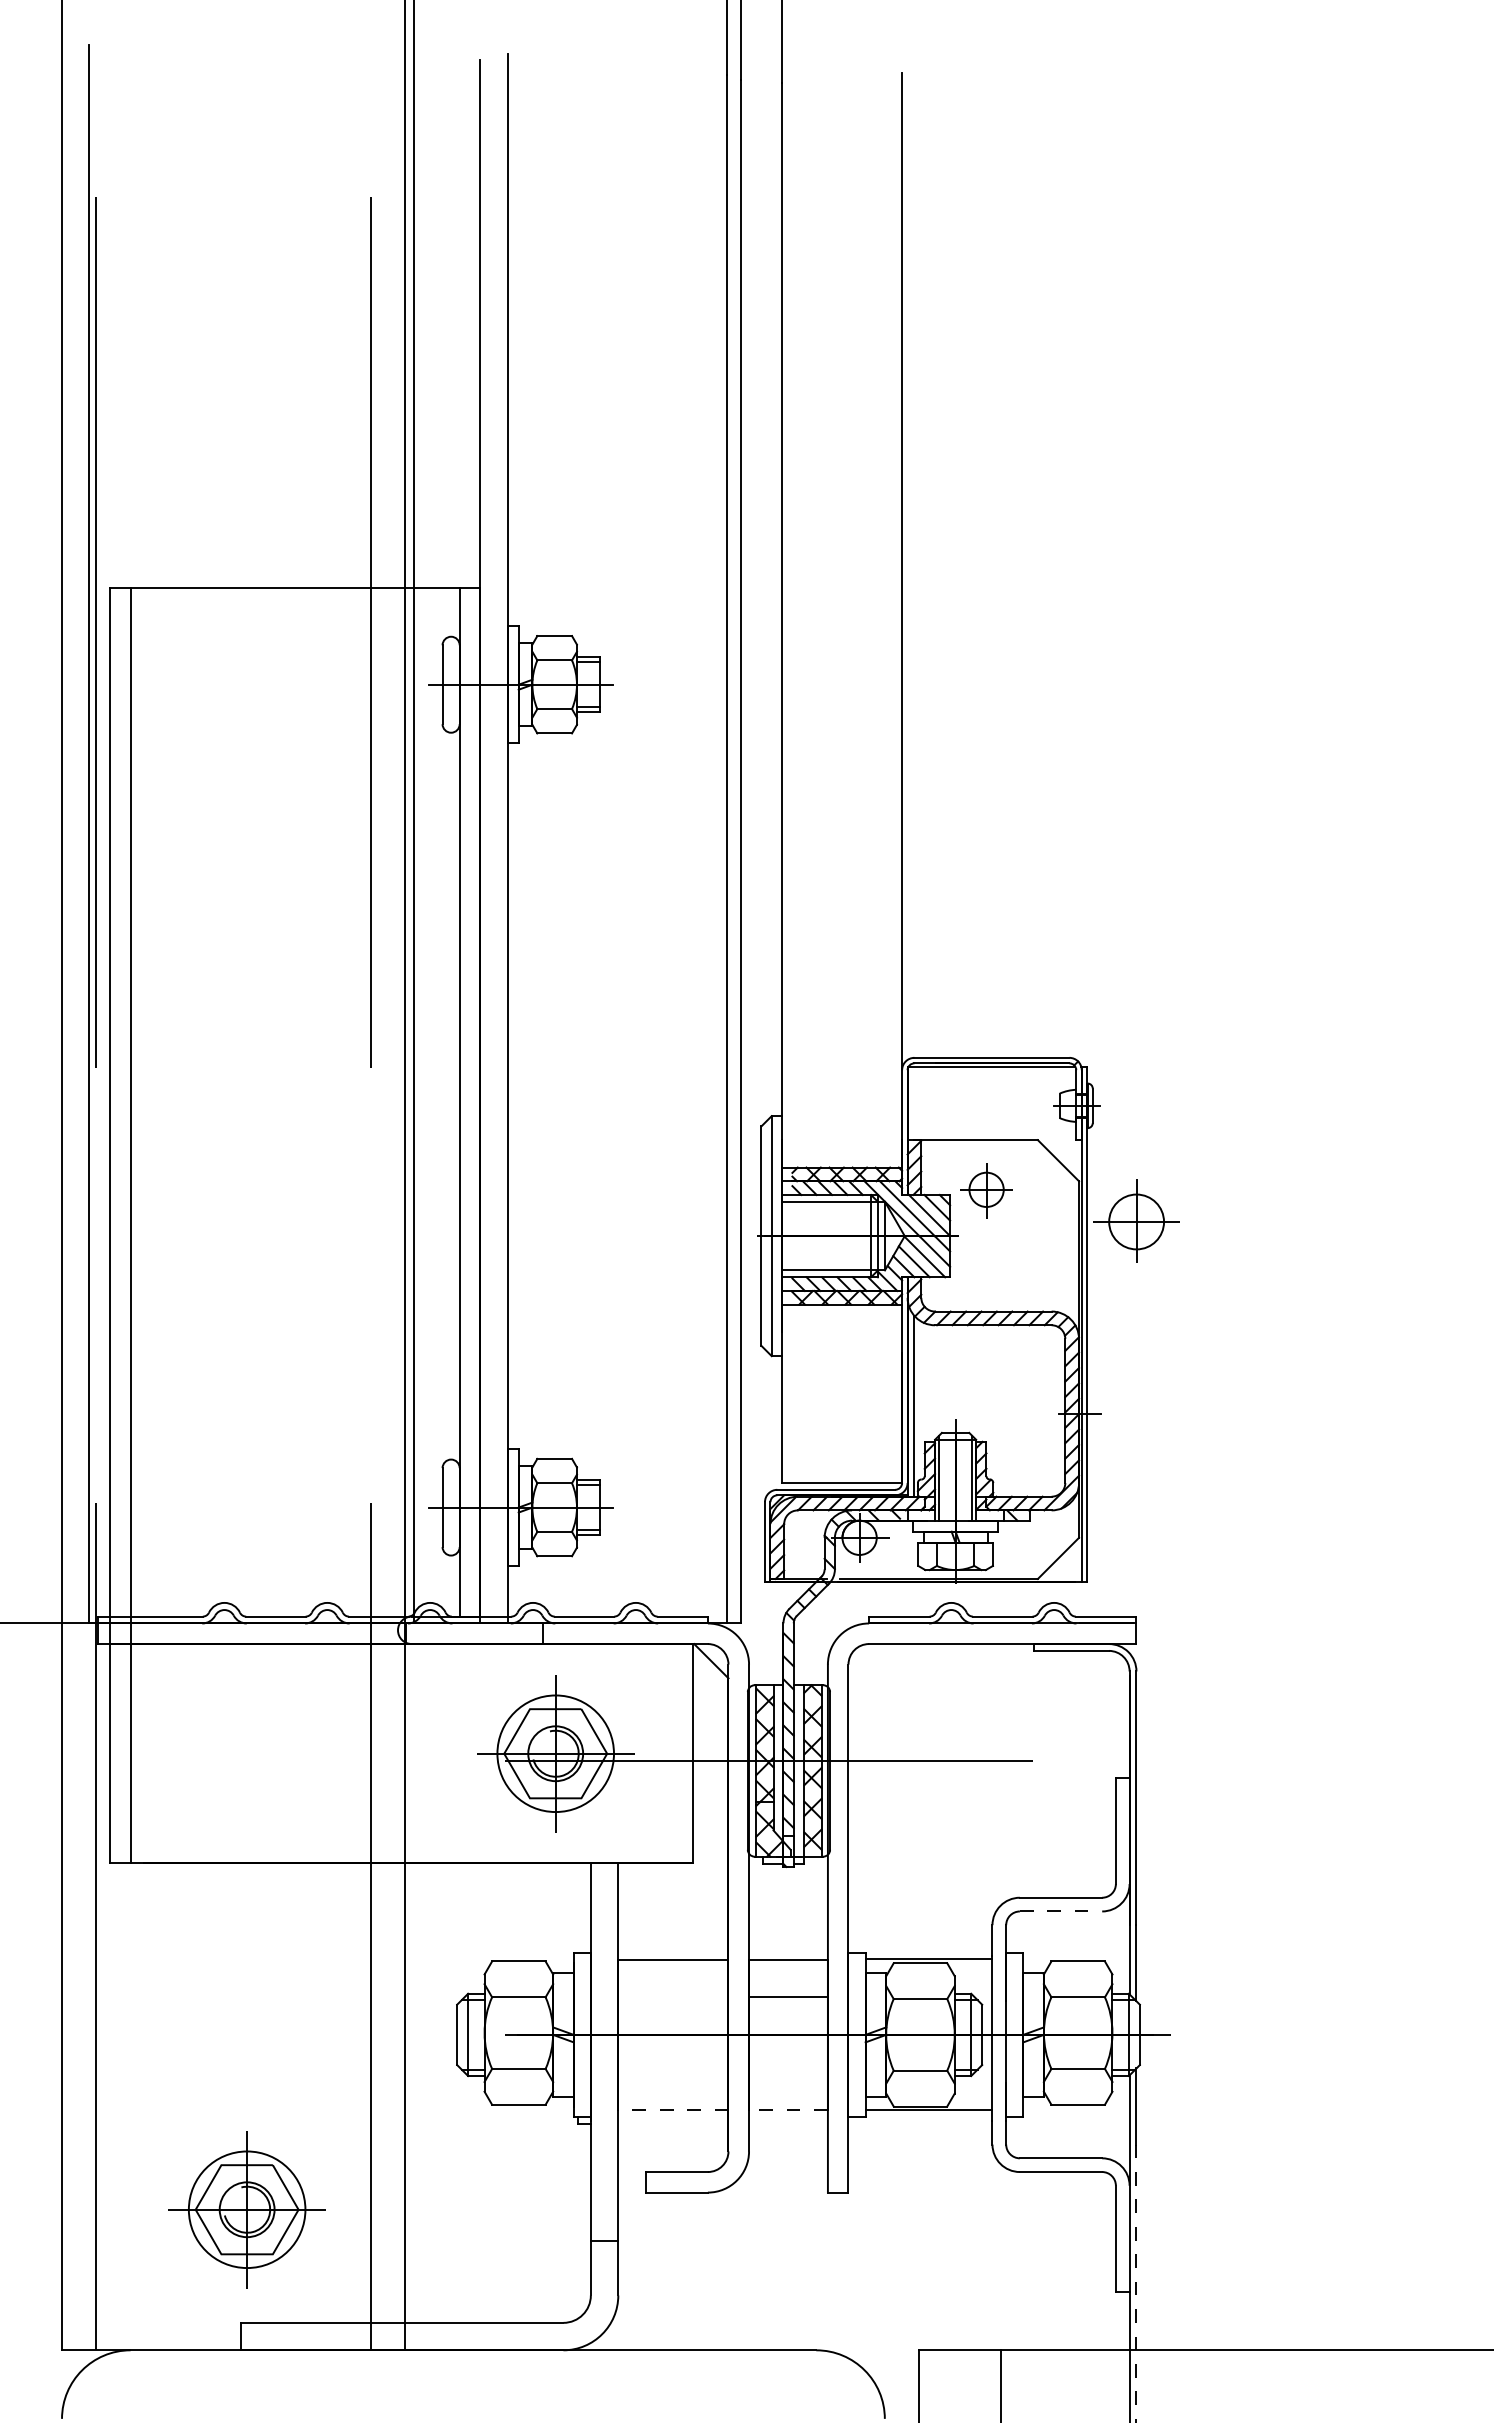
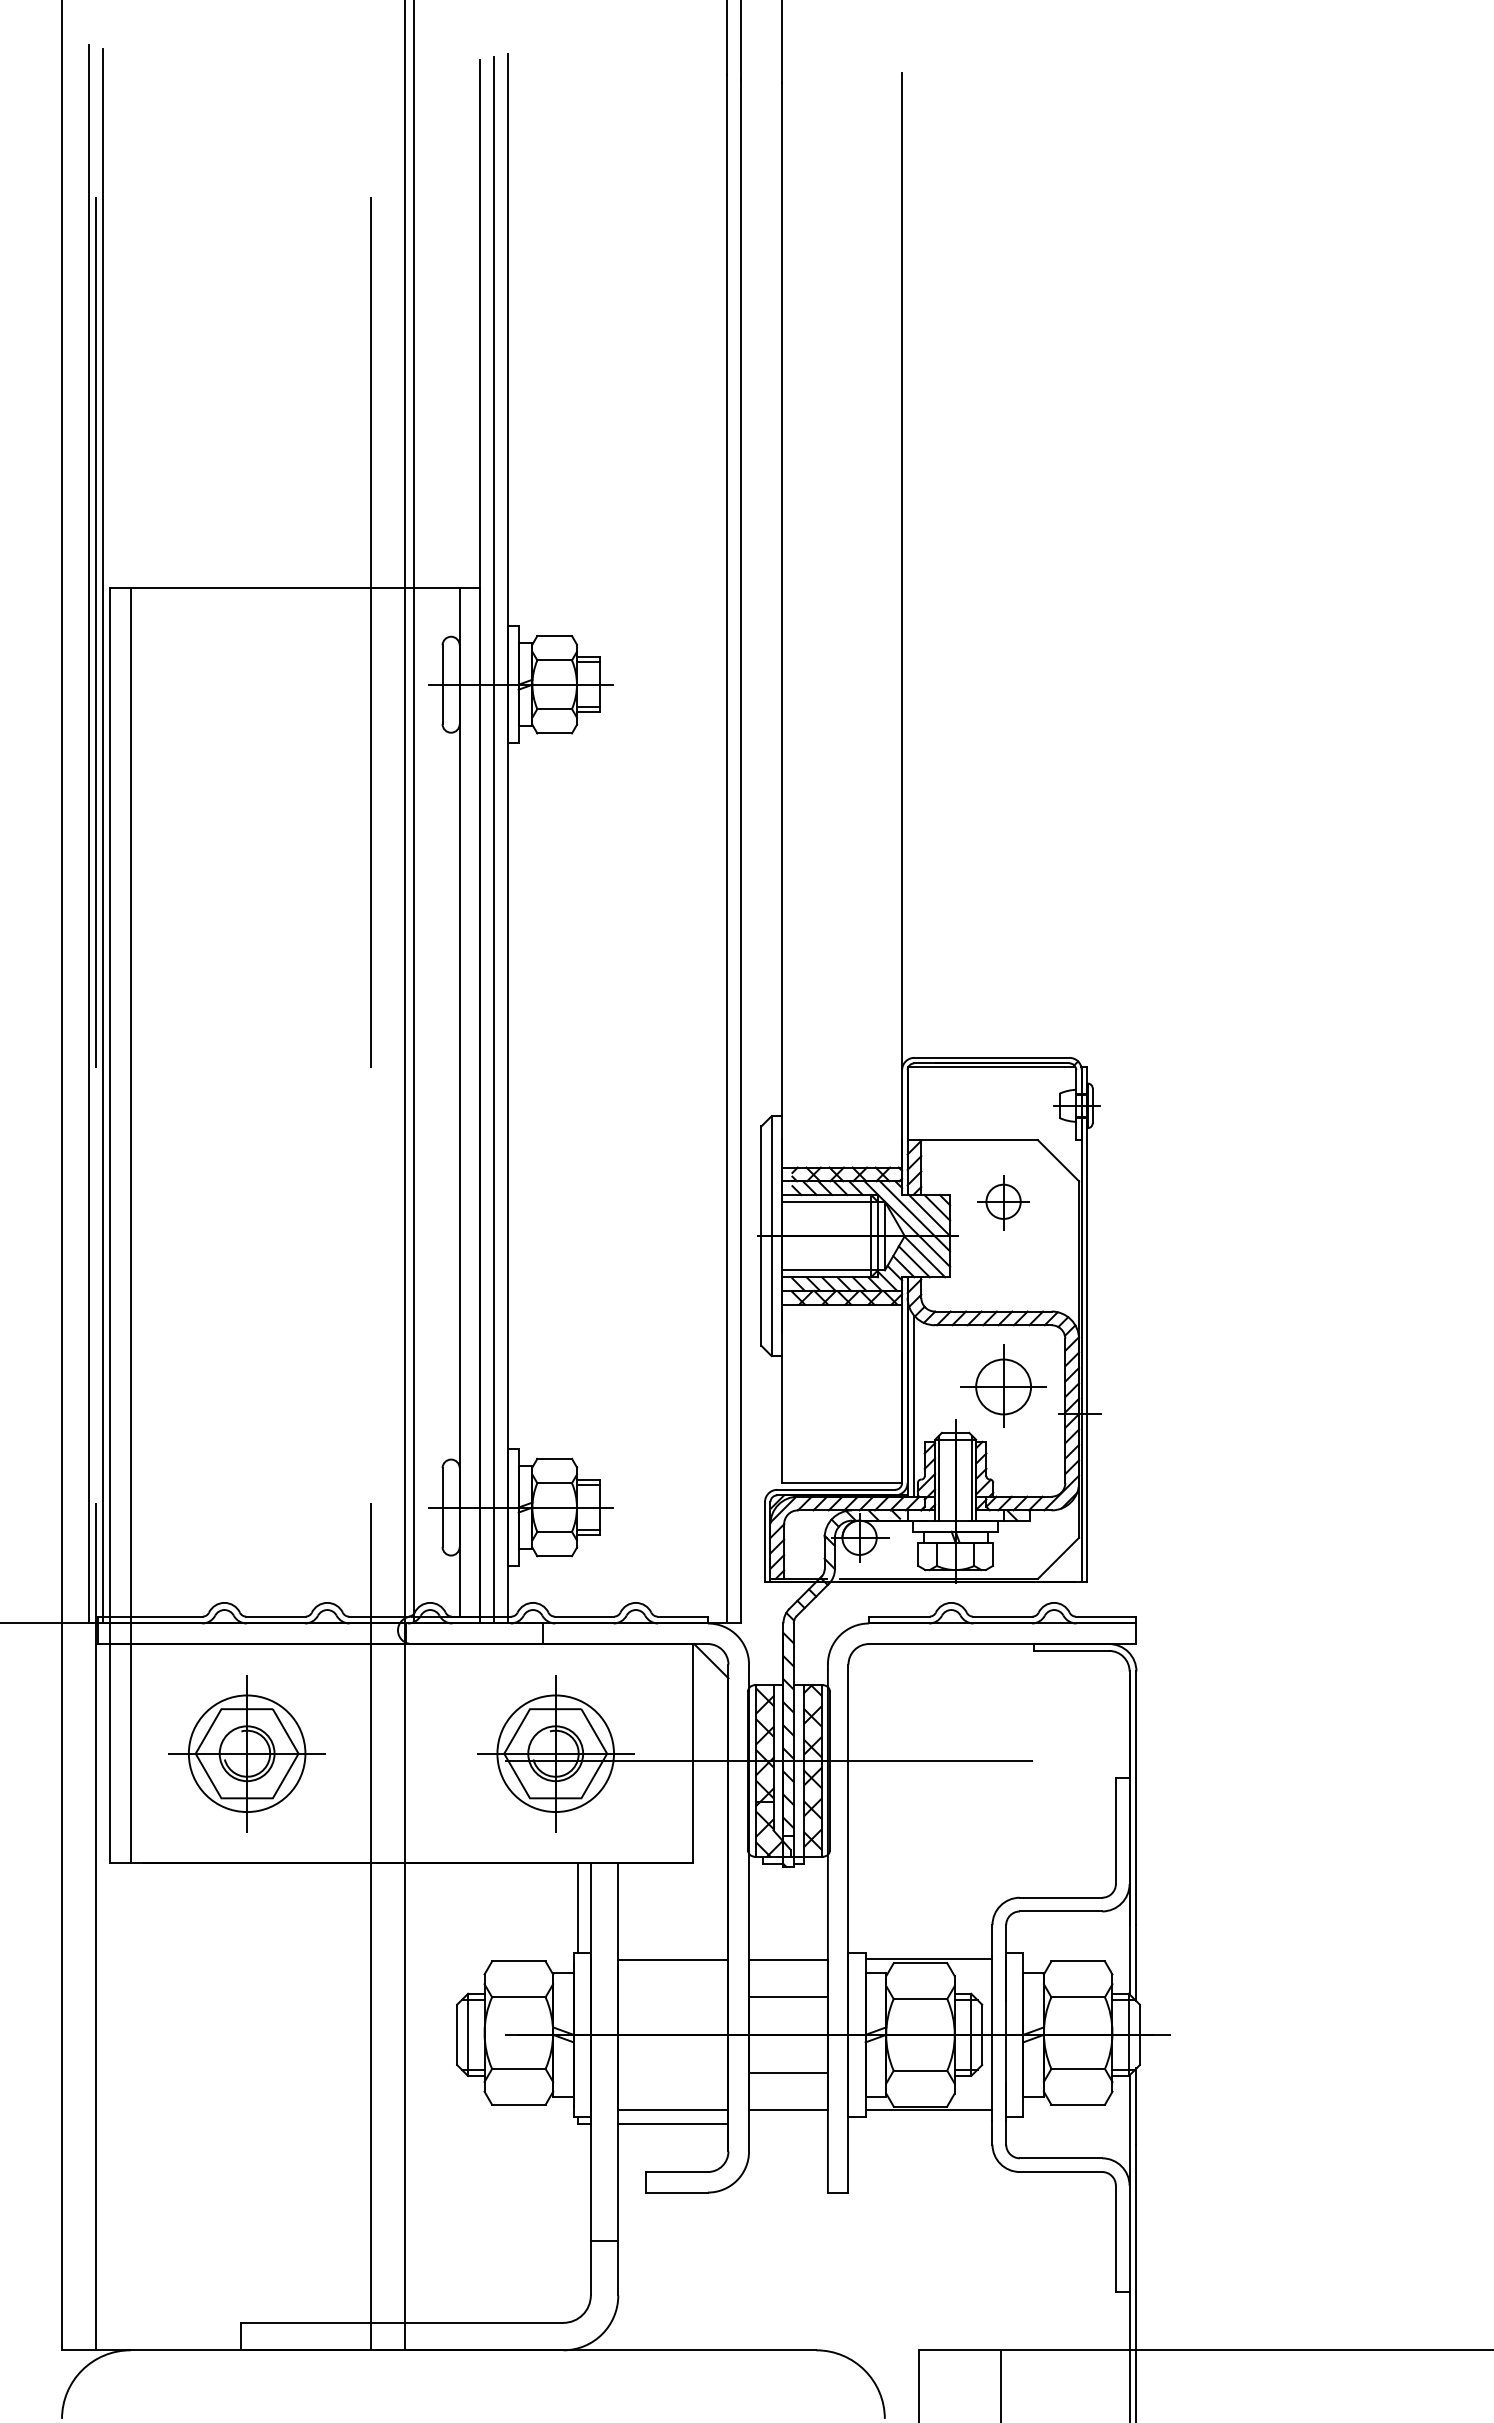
line: none -> present (103, 835)
line: none -> present (494, 839)
part position: (986, 1190) -> (1003, 1202) (1003, 1202)
part position: (1136, 1220) -> (1003, 1385) (1003, 1385)
line: none -> present (577, 1907)
line: dashed -> solid (1061, 1911)
line: none -> present (788, 2072)
line: dashed -> solid (672, 2110)
line: dashed -> solid (787, 2110)
line: none -> present (673, 2124)
part position: (246, 2209) -> (246, 1753) (246, 1753)
line: dashed -> solid (1136, 2283)
